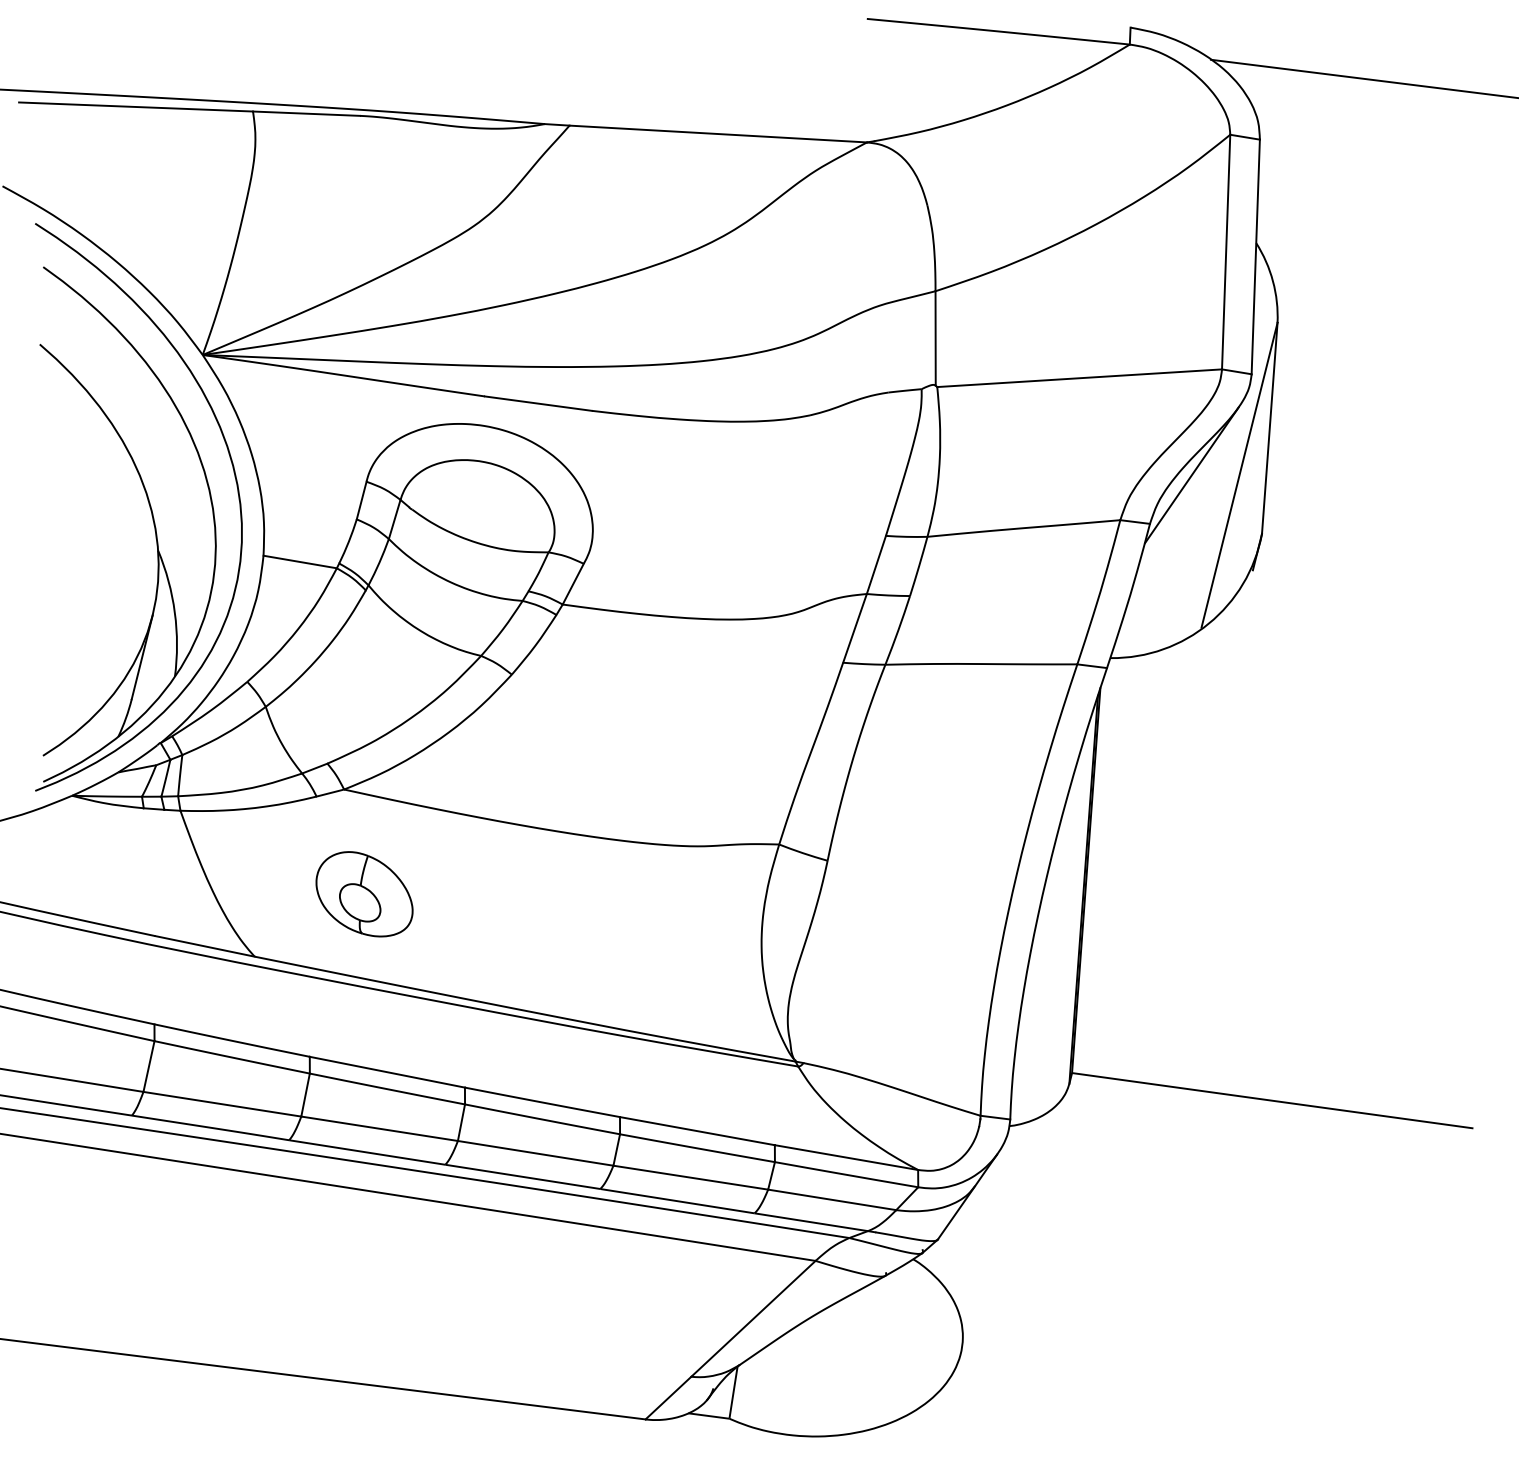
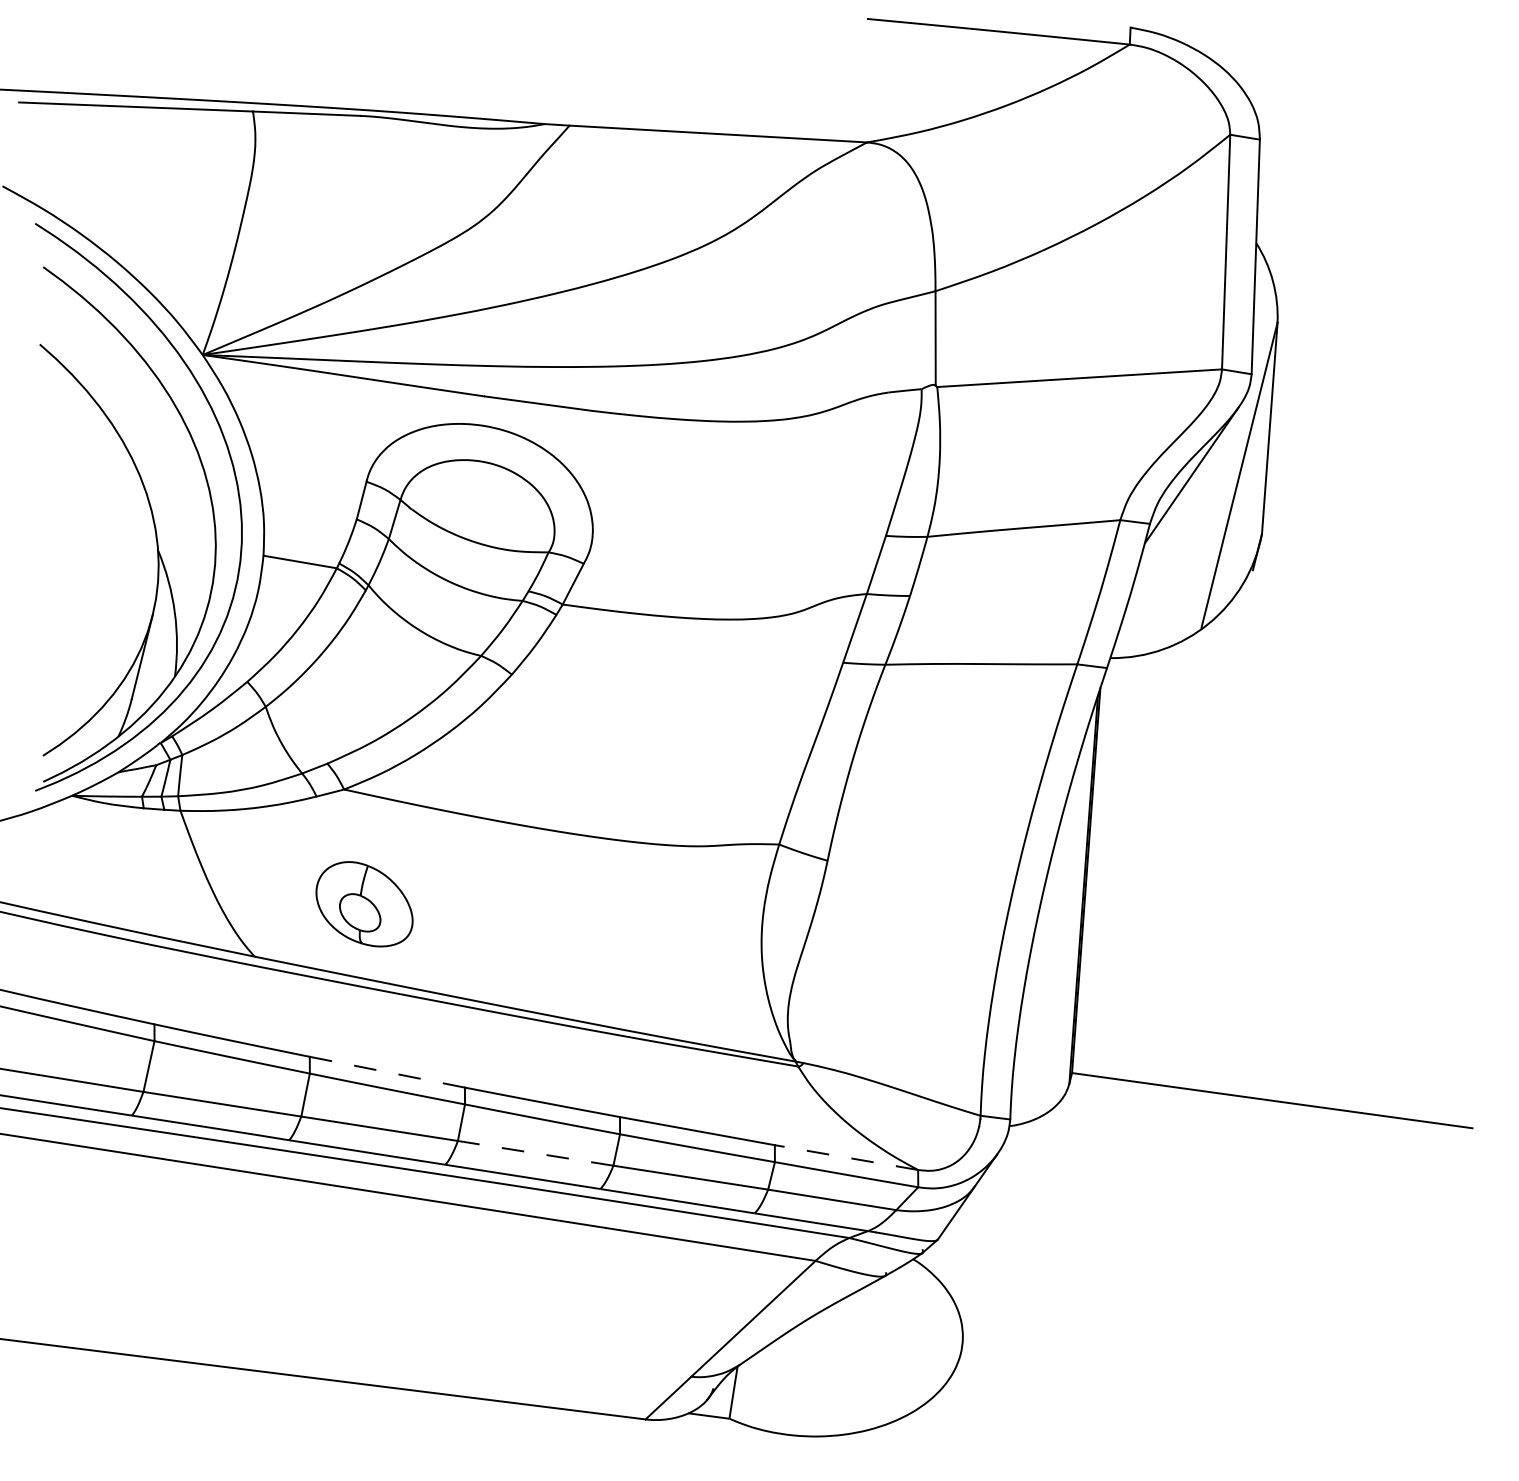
line: present -> none (1362, 78)
part position: (364, 894) -> (364, 904) (364, 904)
line: solid -> dashed (386, 1072)
line: solid -> dashed (535, 1153)
line: solid -> dashed (846, 1157)
